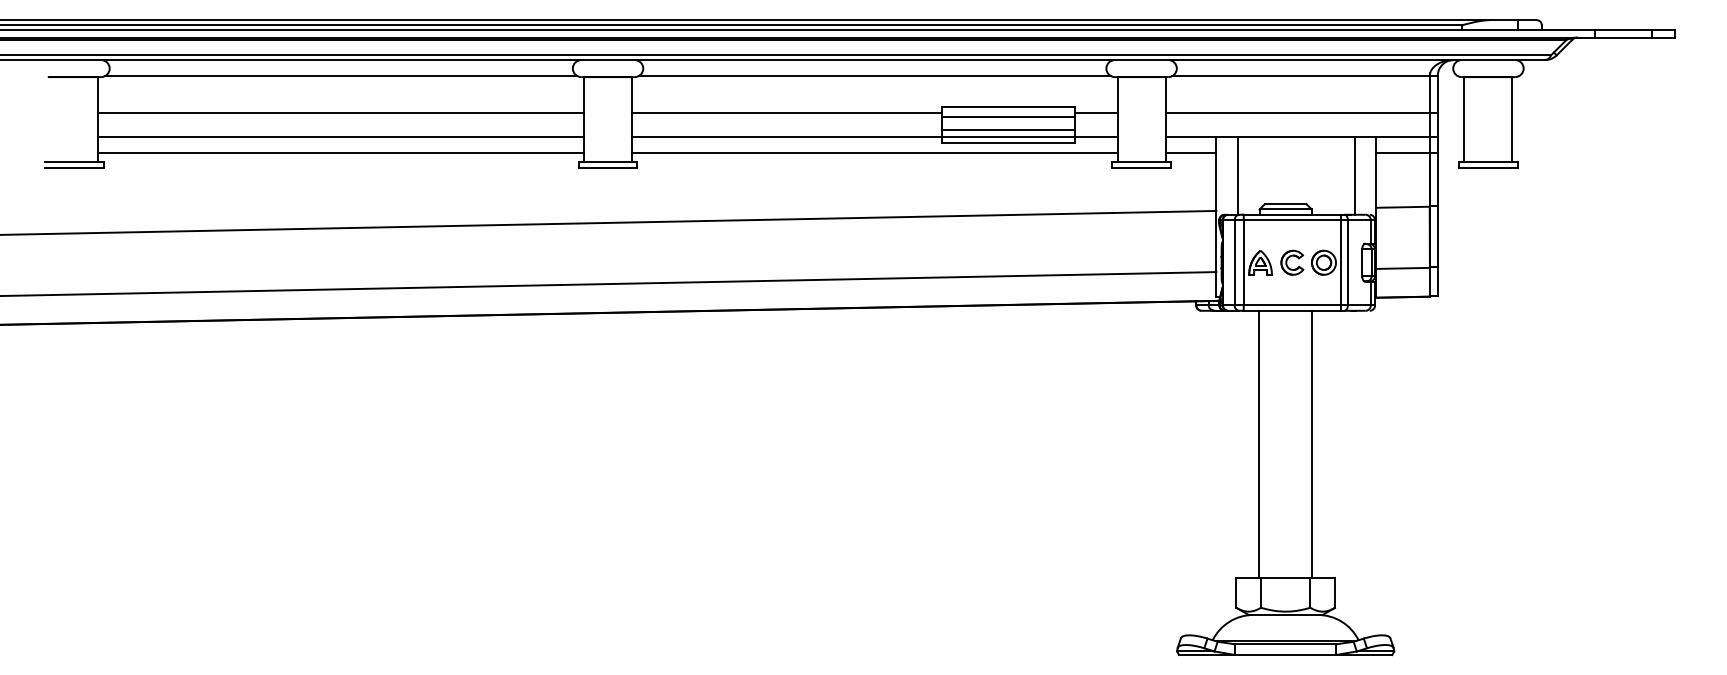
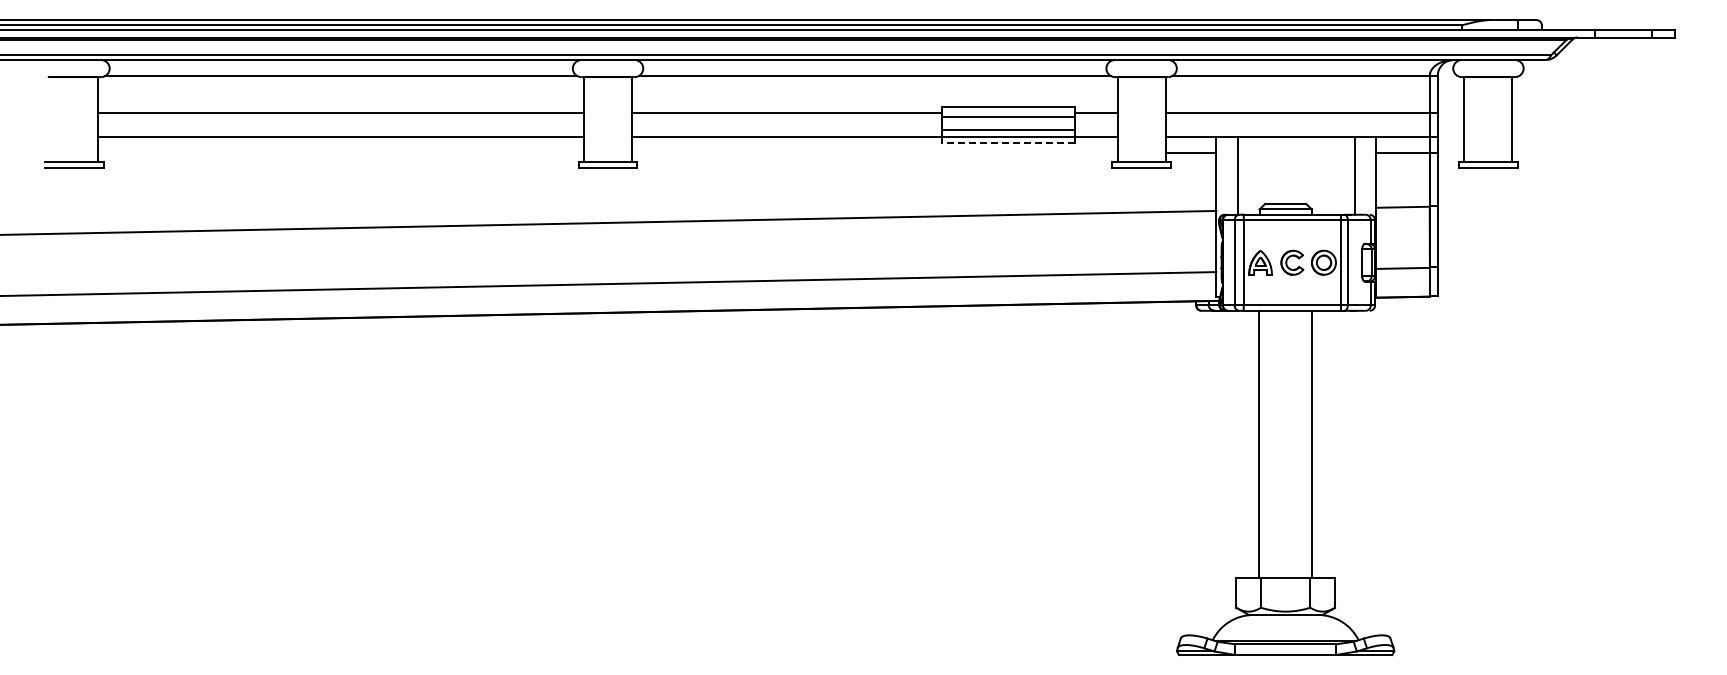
line: solid -> dashed (1008, 142)
line: present -> none (341, 153)
line: present -> none (874, 153)
